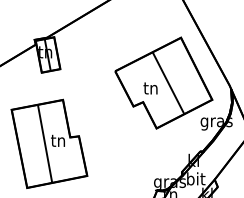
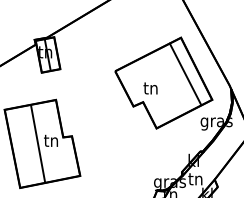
line position: (168, 82) -> (185, 73) (185, 73)
part position: (49, 143) -> (42, 143) (42, 143)
text: bit -> tn (196, 178)
